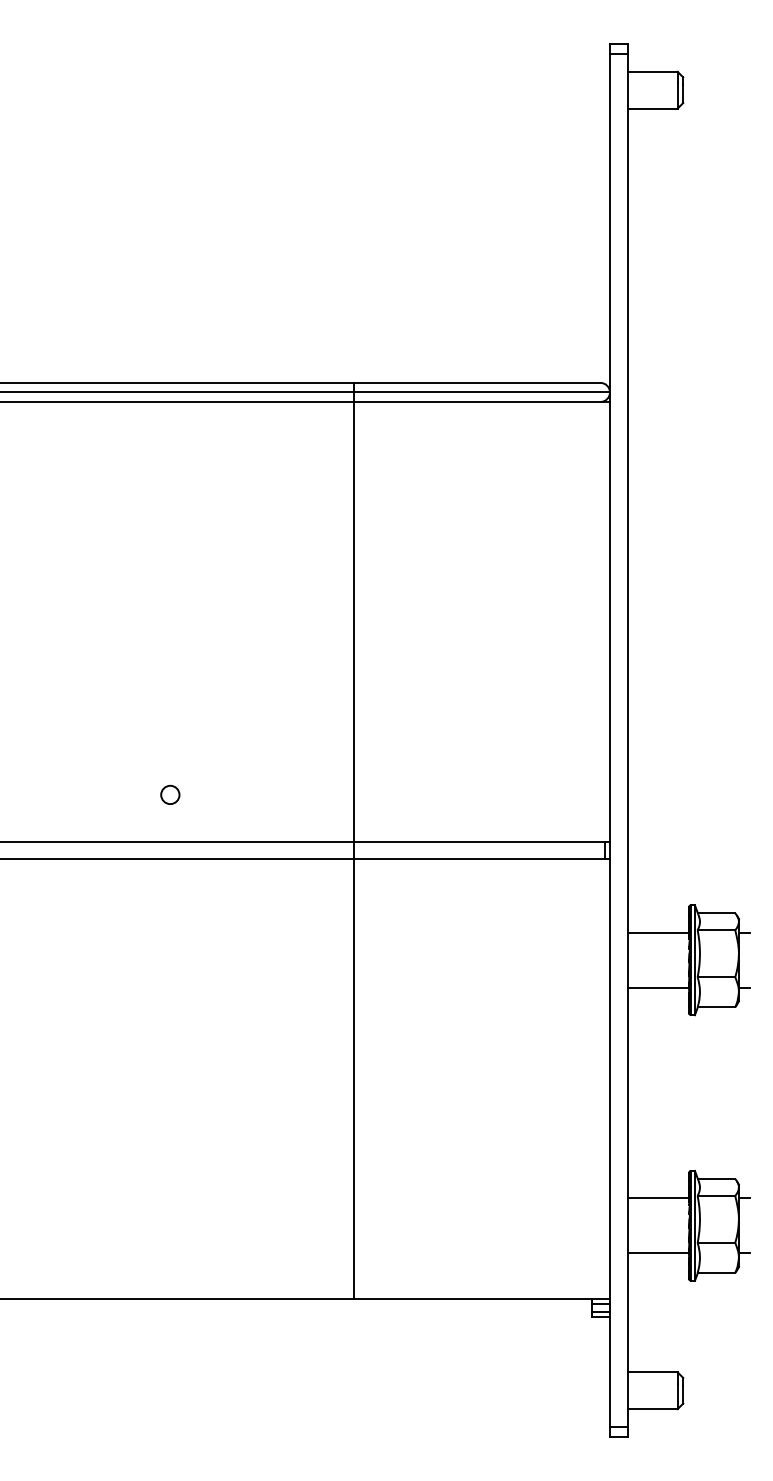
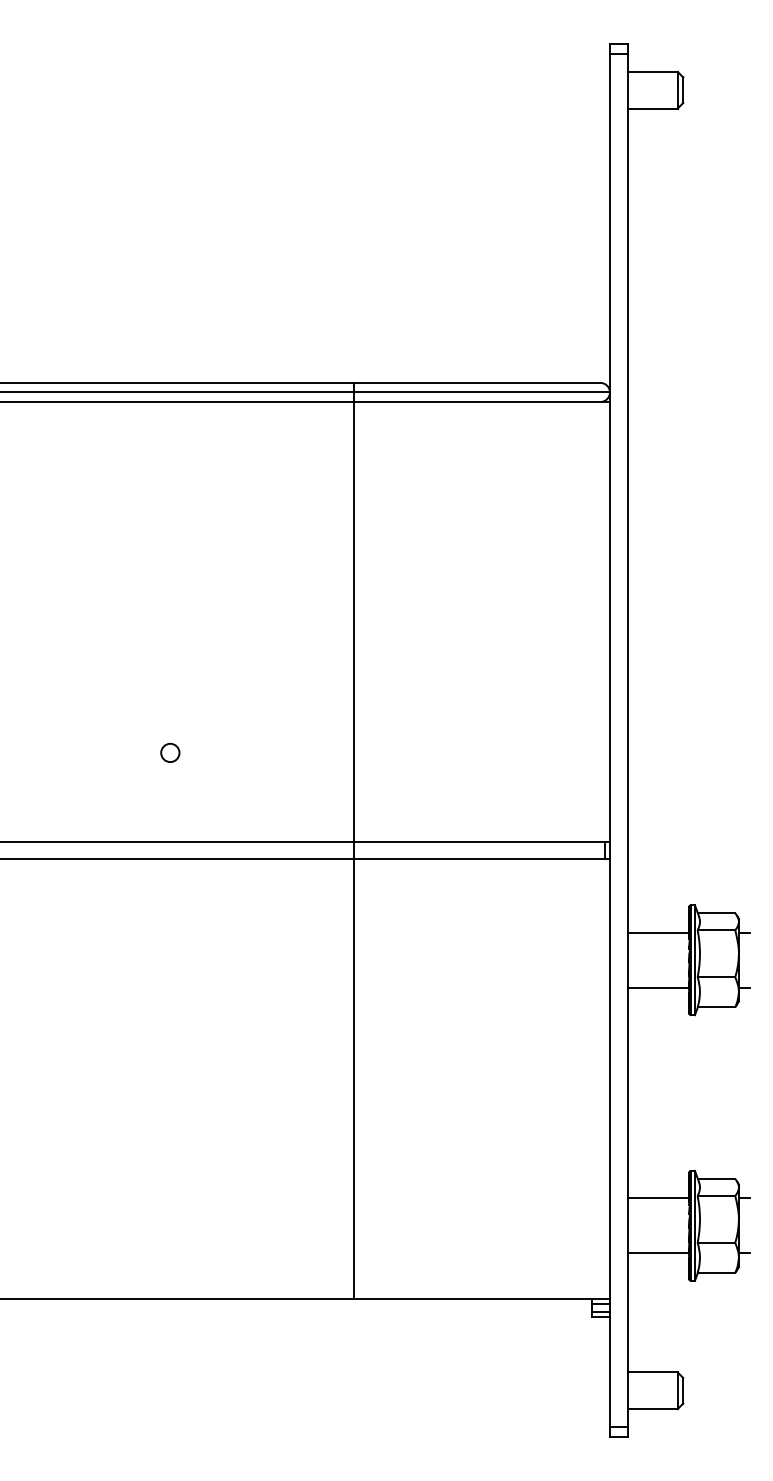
circle position: (170, 794) -> (170, 752) (170, 752)
